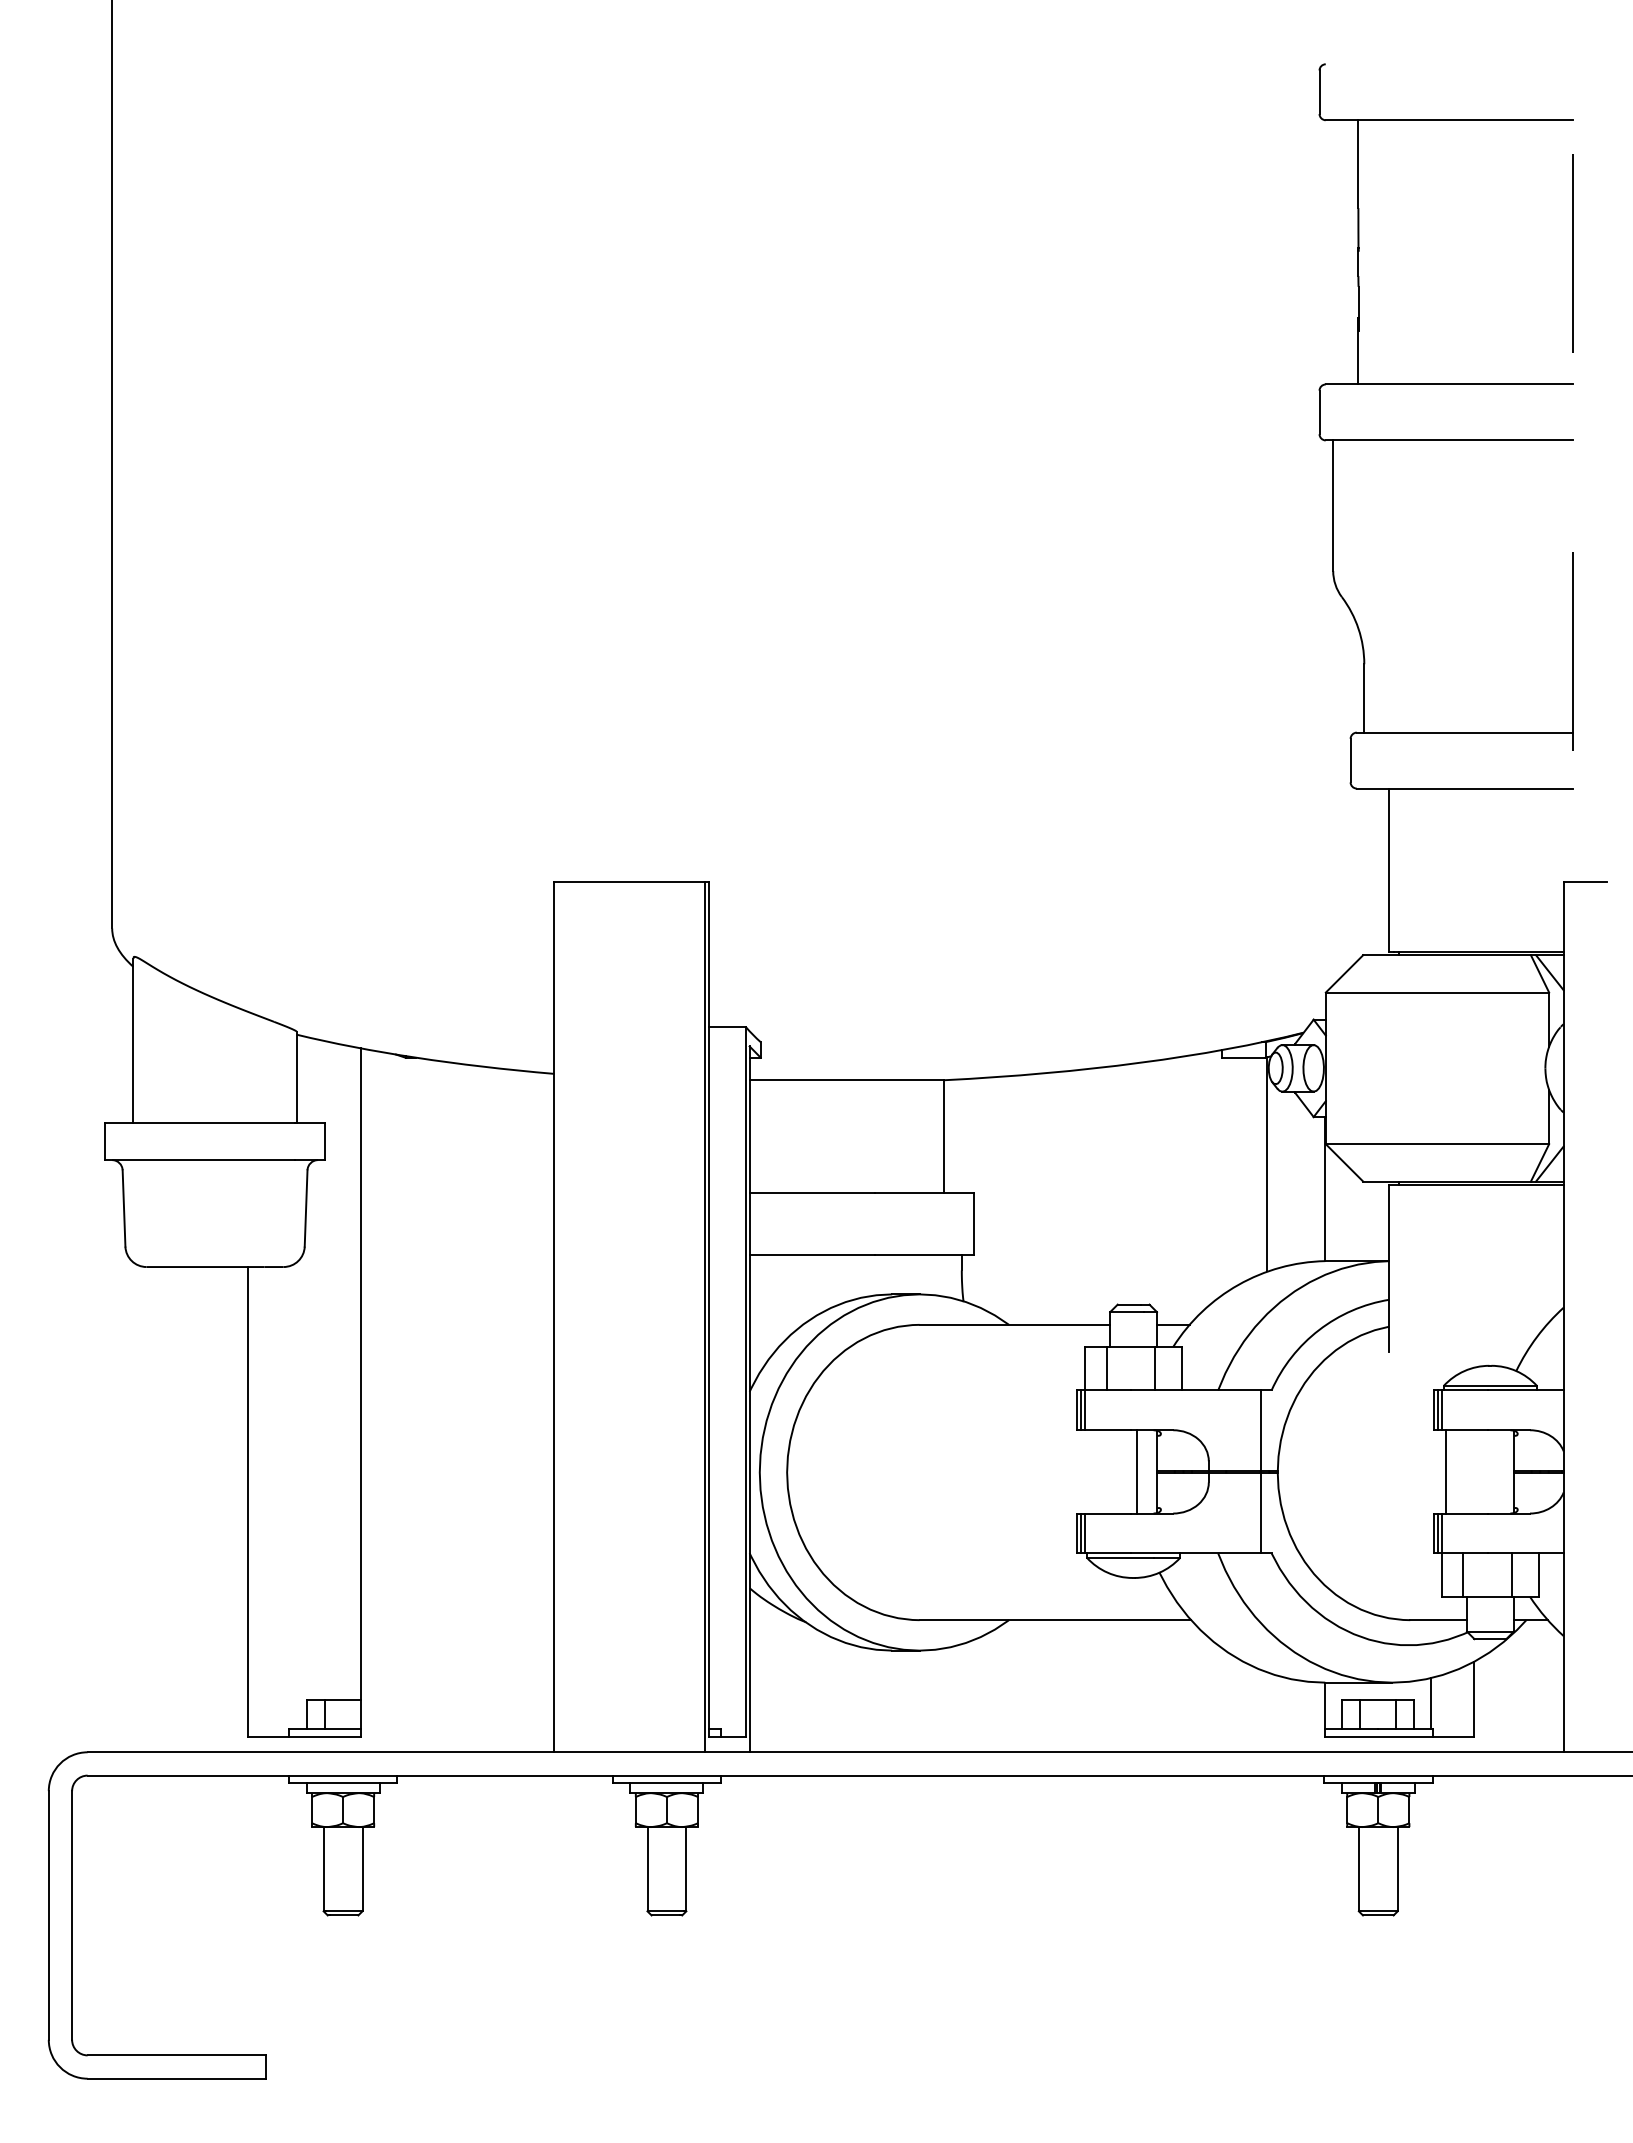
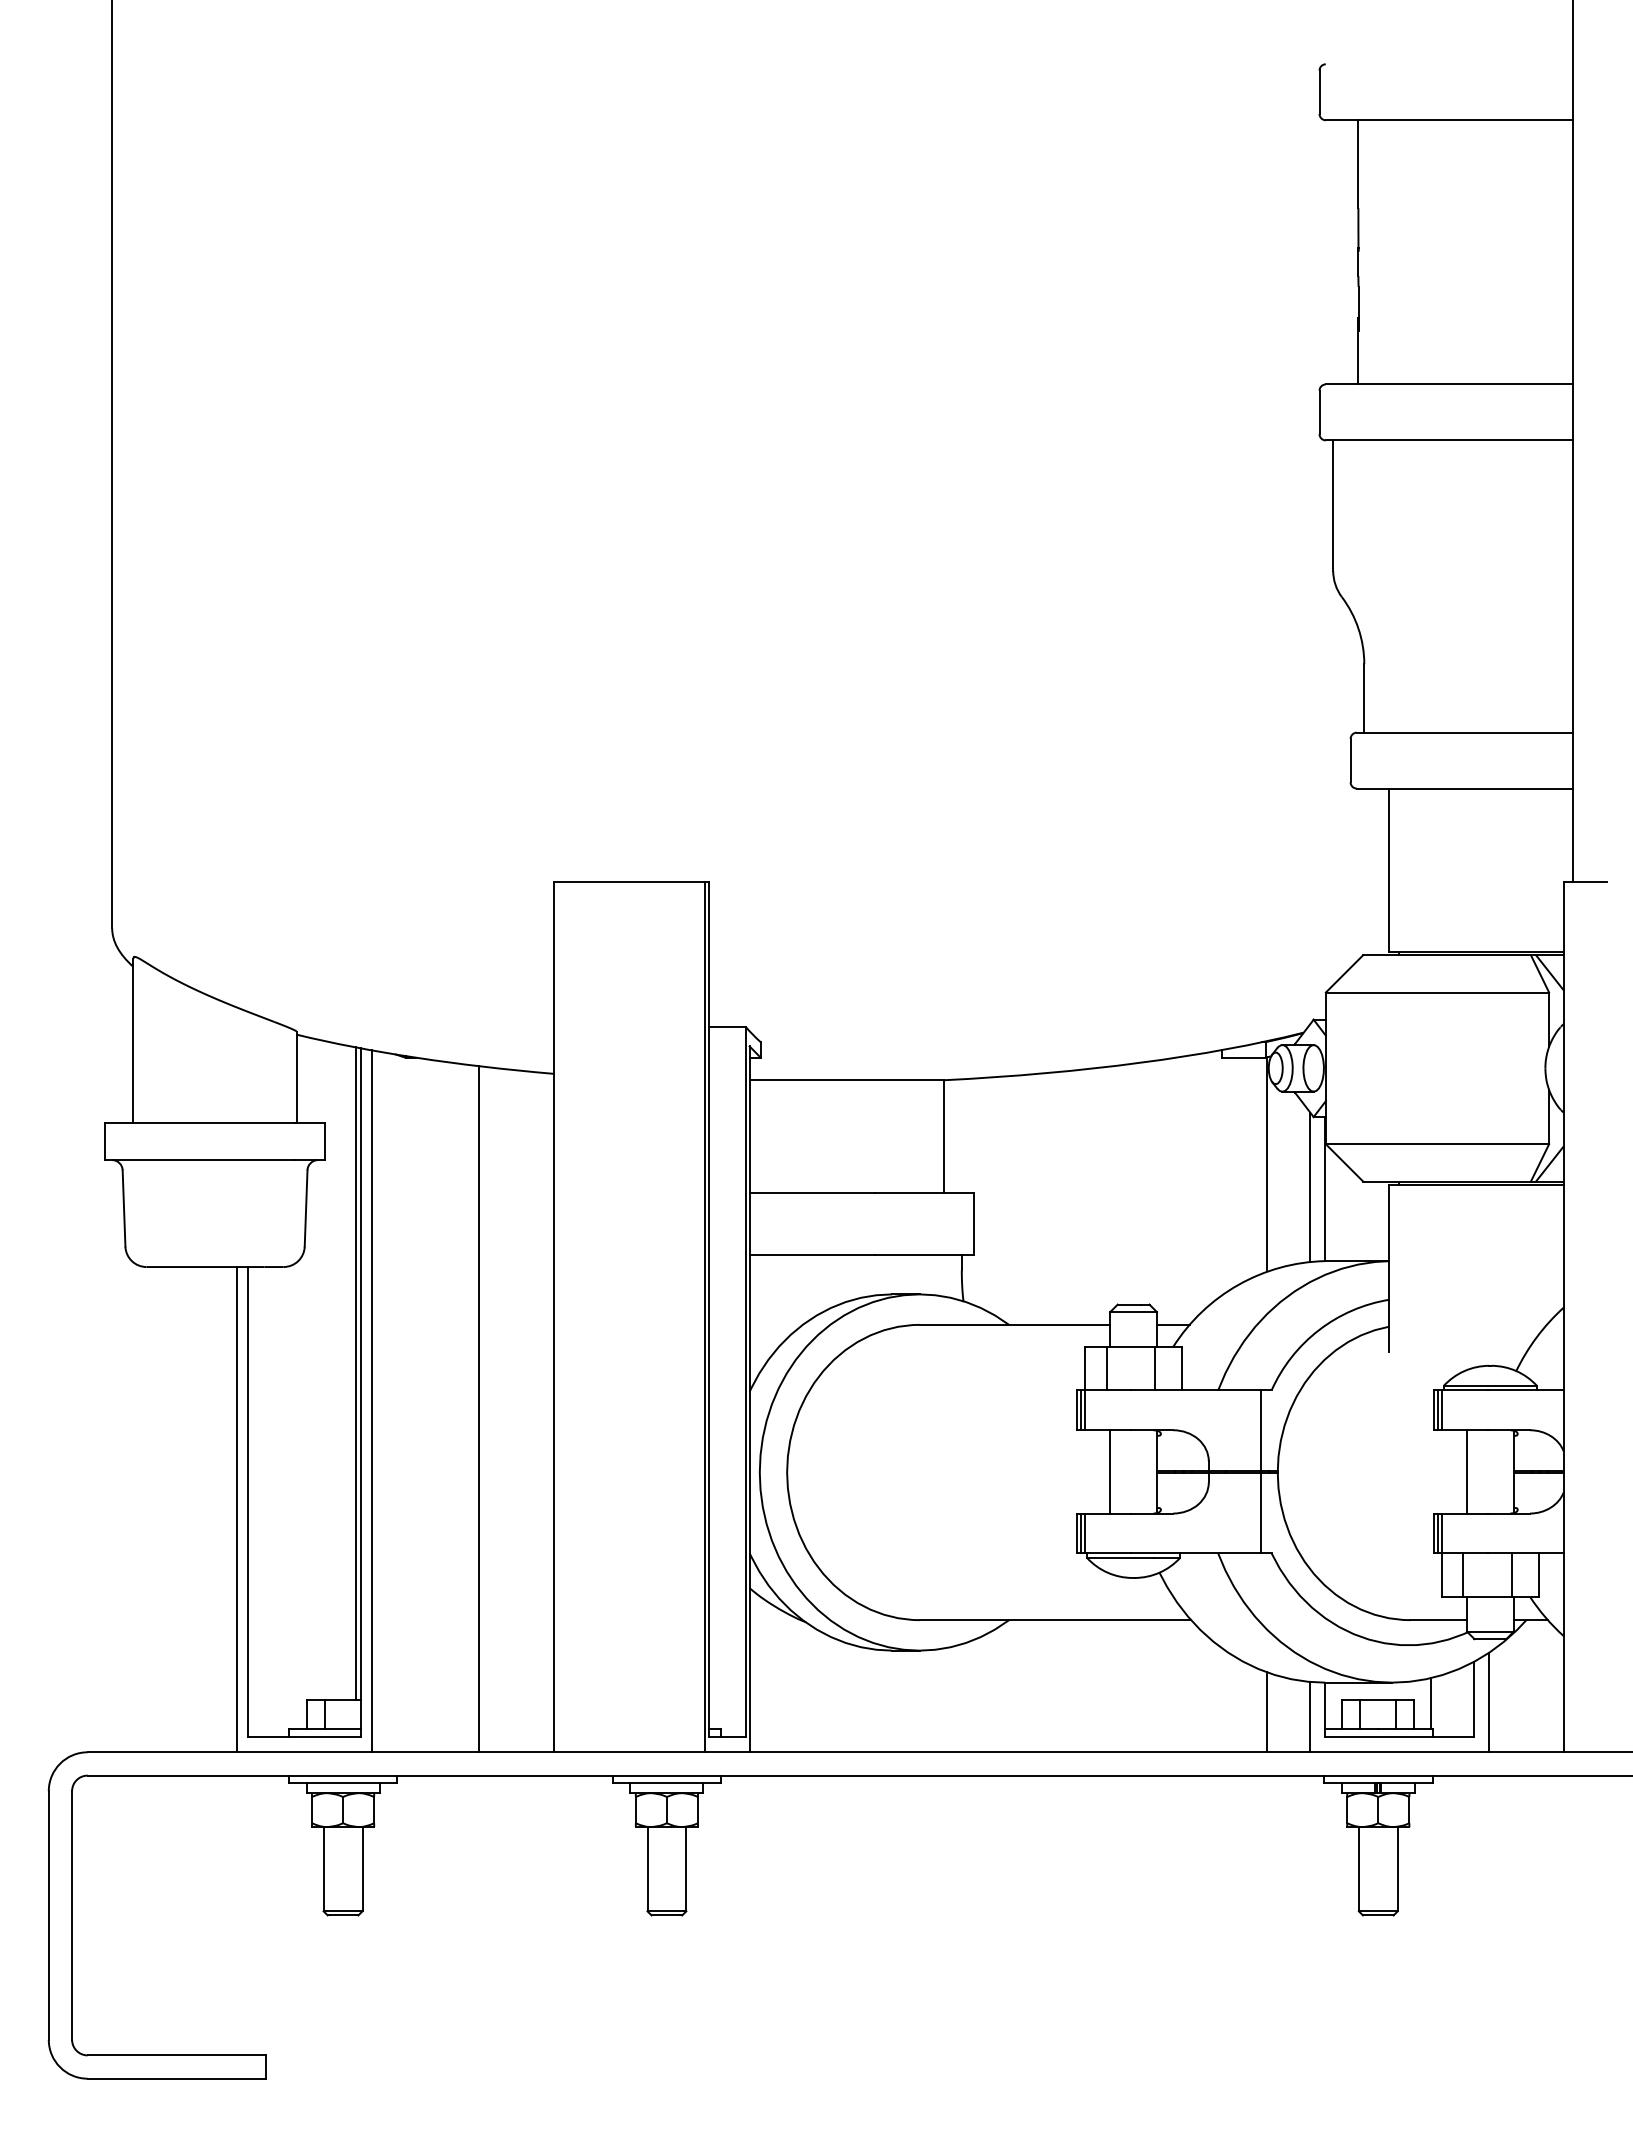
line: dashed -> solid (1573, 441)
line: none -> present (1310, 1186)
line: none -> present (355, 1373)
line: none -> present (371, 1401)
line: none -> present (479, 1409)
line position: (1137, 1471) -> (1110, 1471) (1110, 1471)
line position: (1446, 1471) -> (1467, 1471) (1467, 1471)
line: none -> present (237, 1509)
line: none -> present (1489, 1702)
line: none -> present (1266, 1712)
line: none -> present (1310, 1717)
